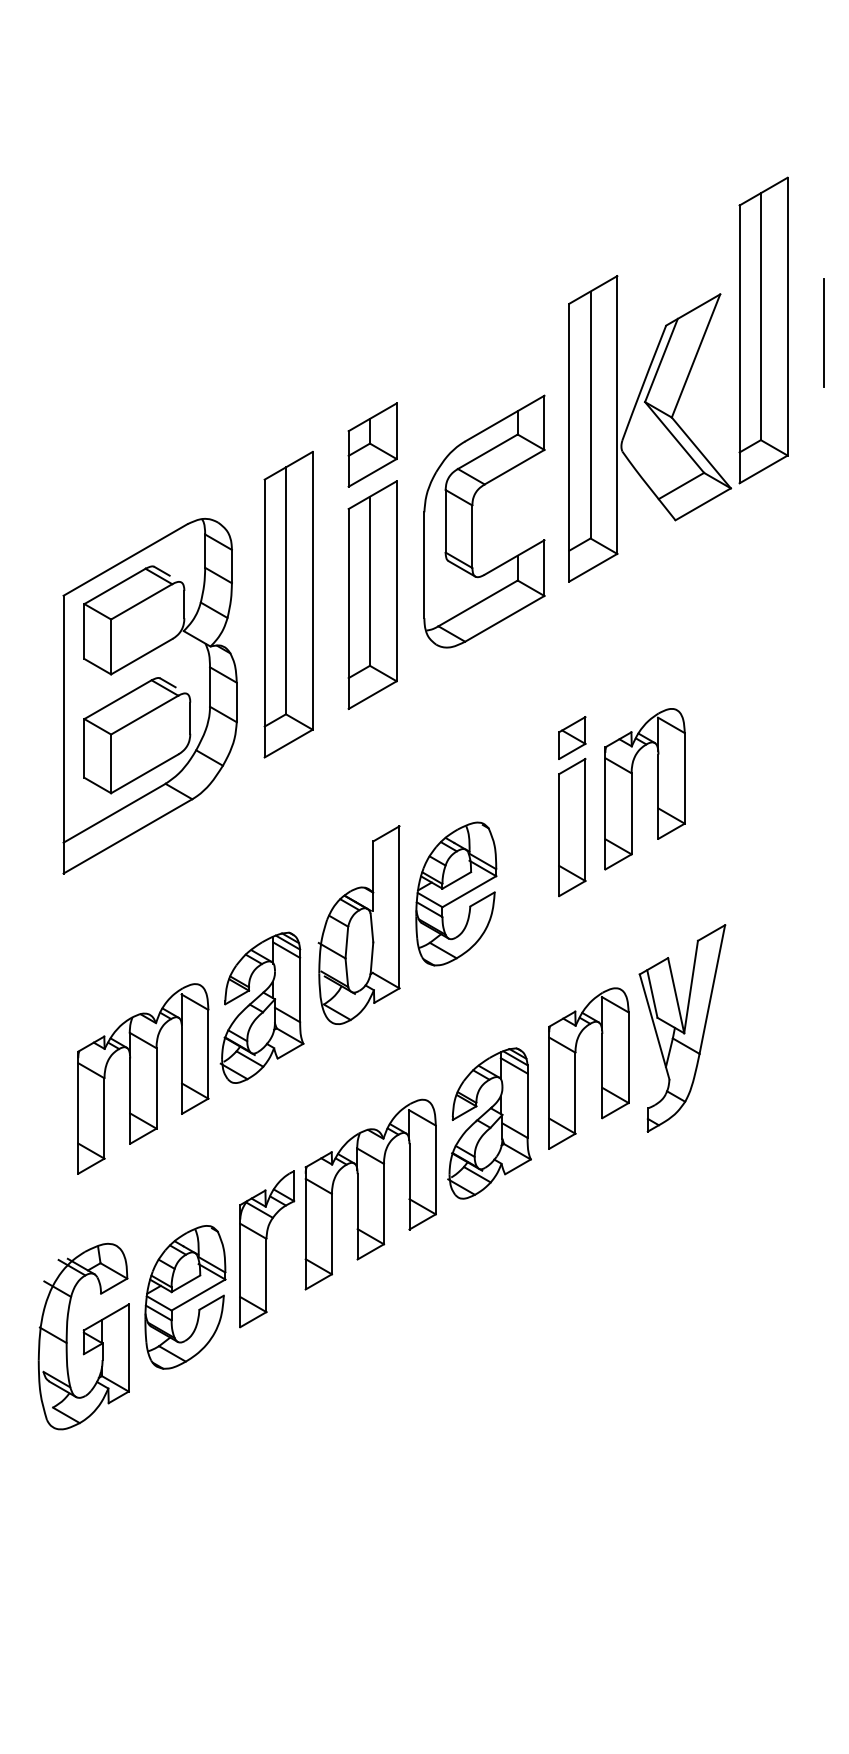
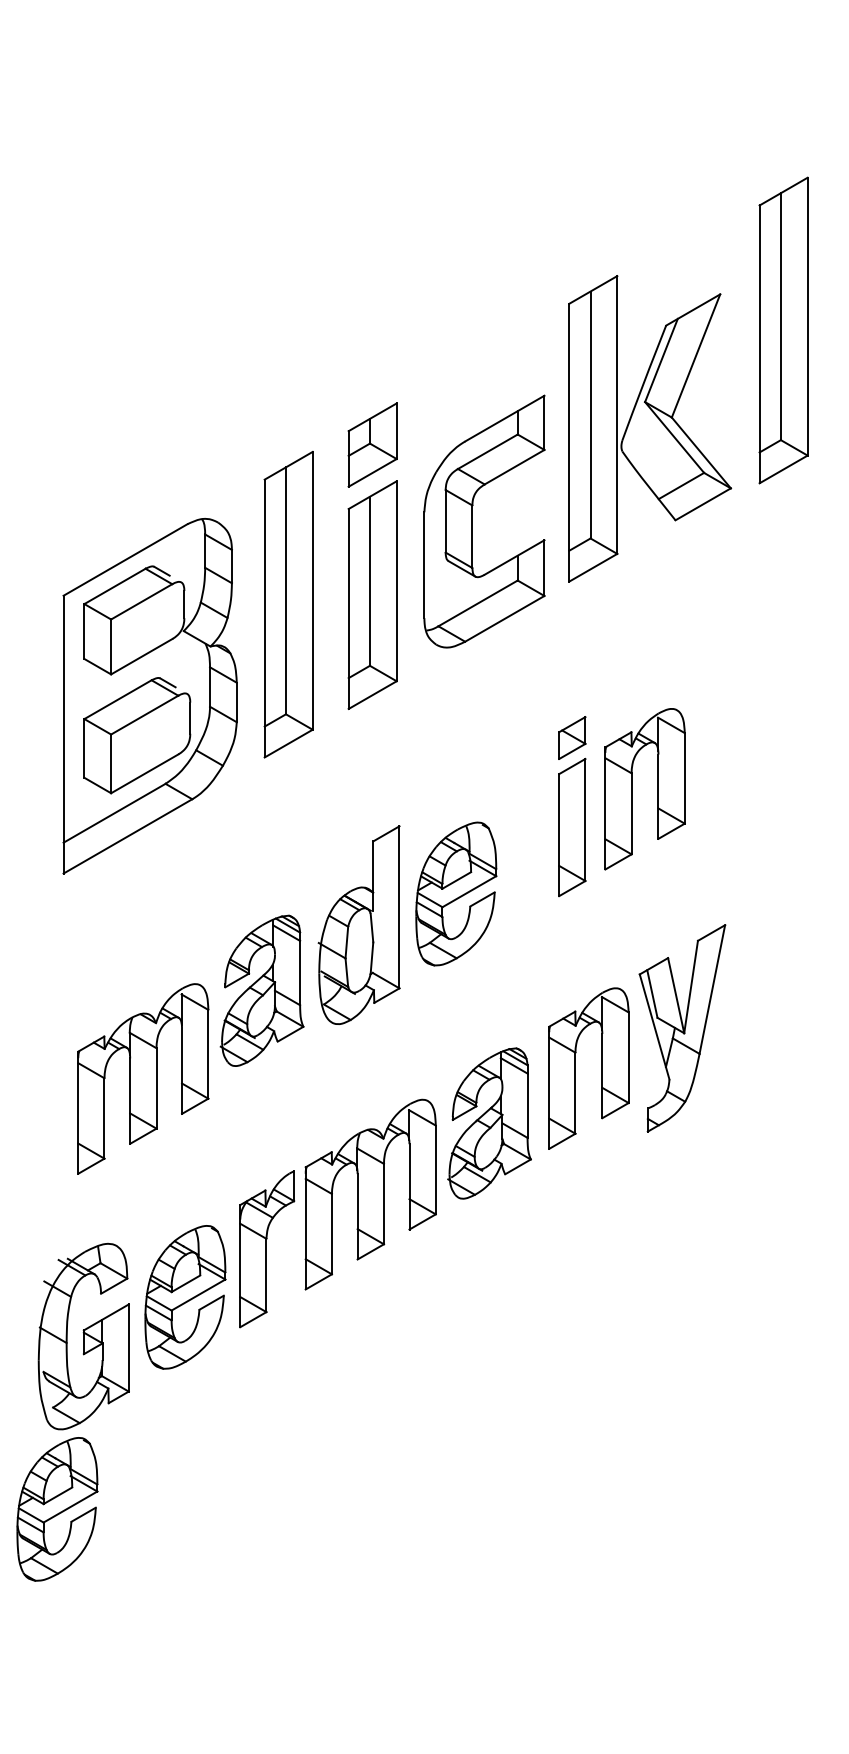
part position: (763, 330) -> (783, 330) (783, 330)
line: present -> none (823, 332)
part position: (261, 1007) -> (261, 990) (261, 990)
part: none -> present (57, 1509)
